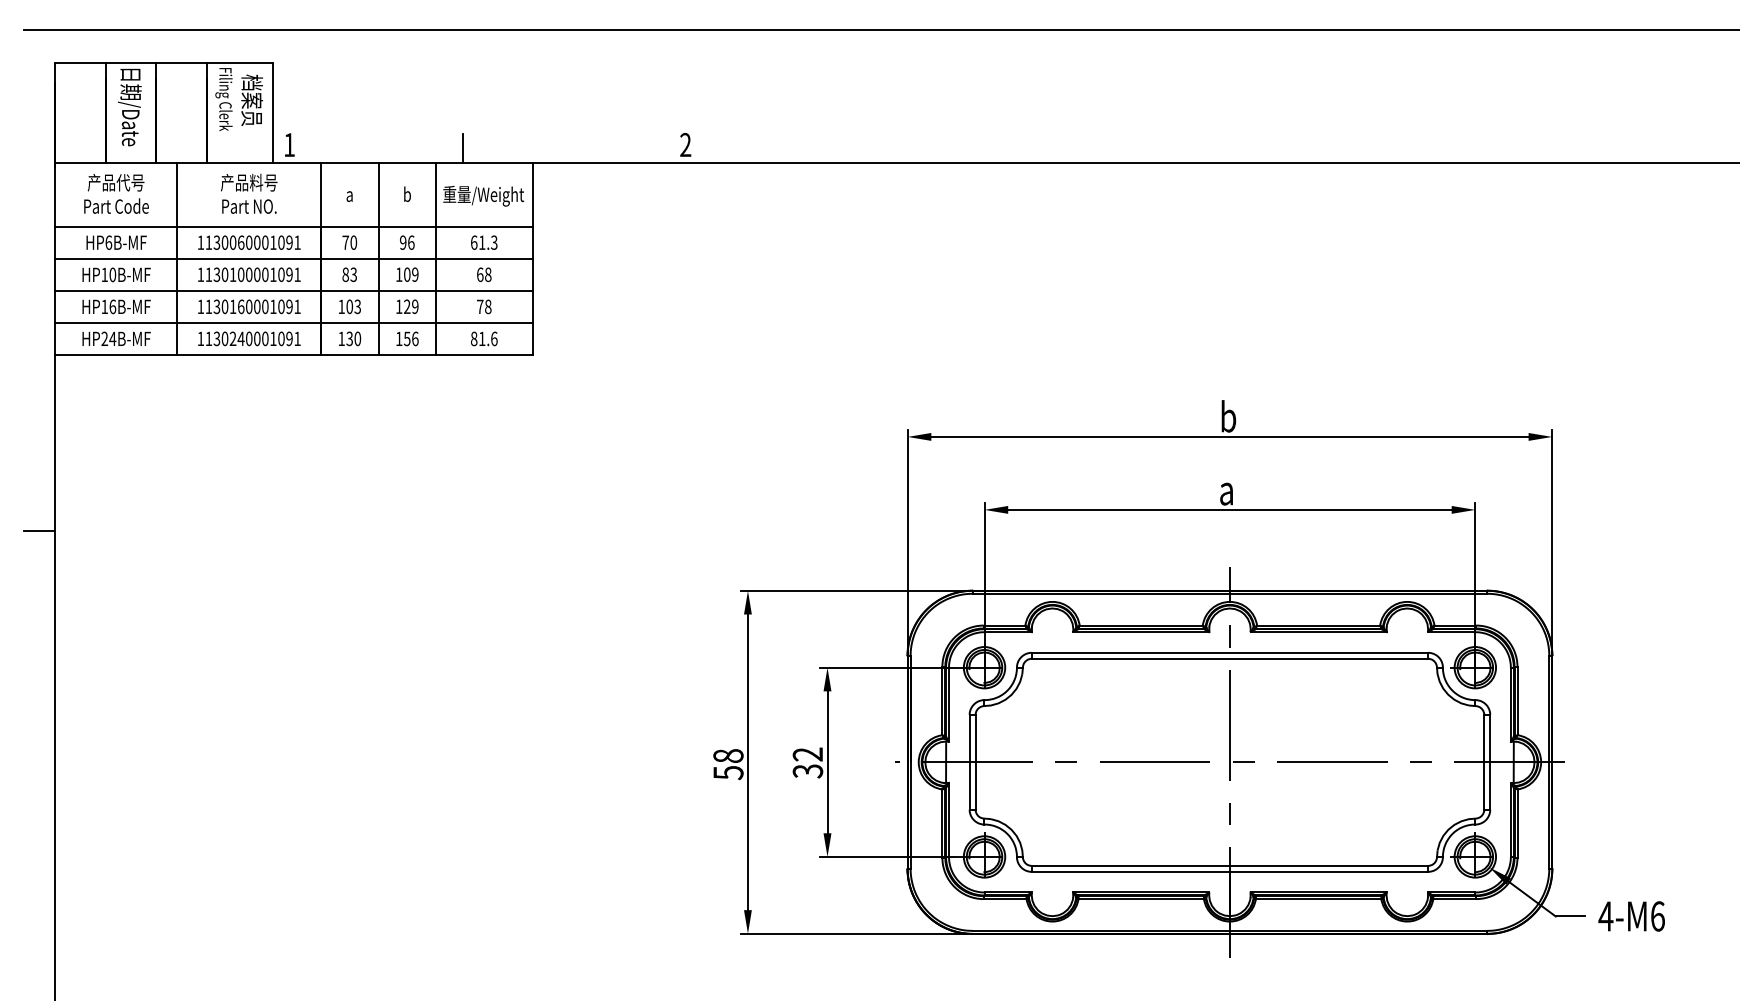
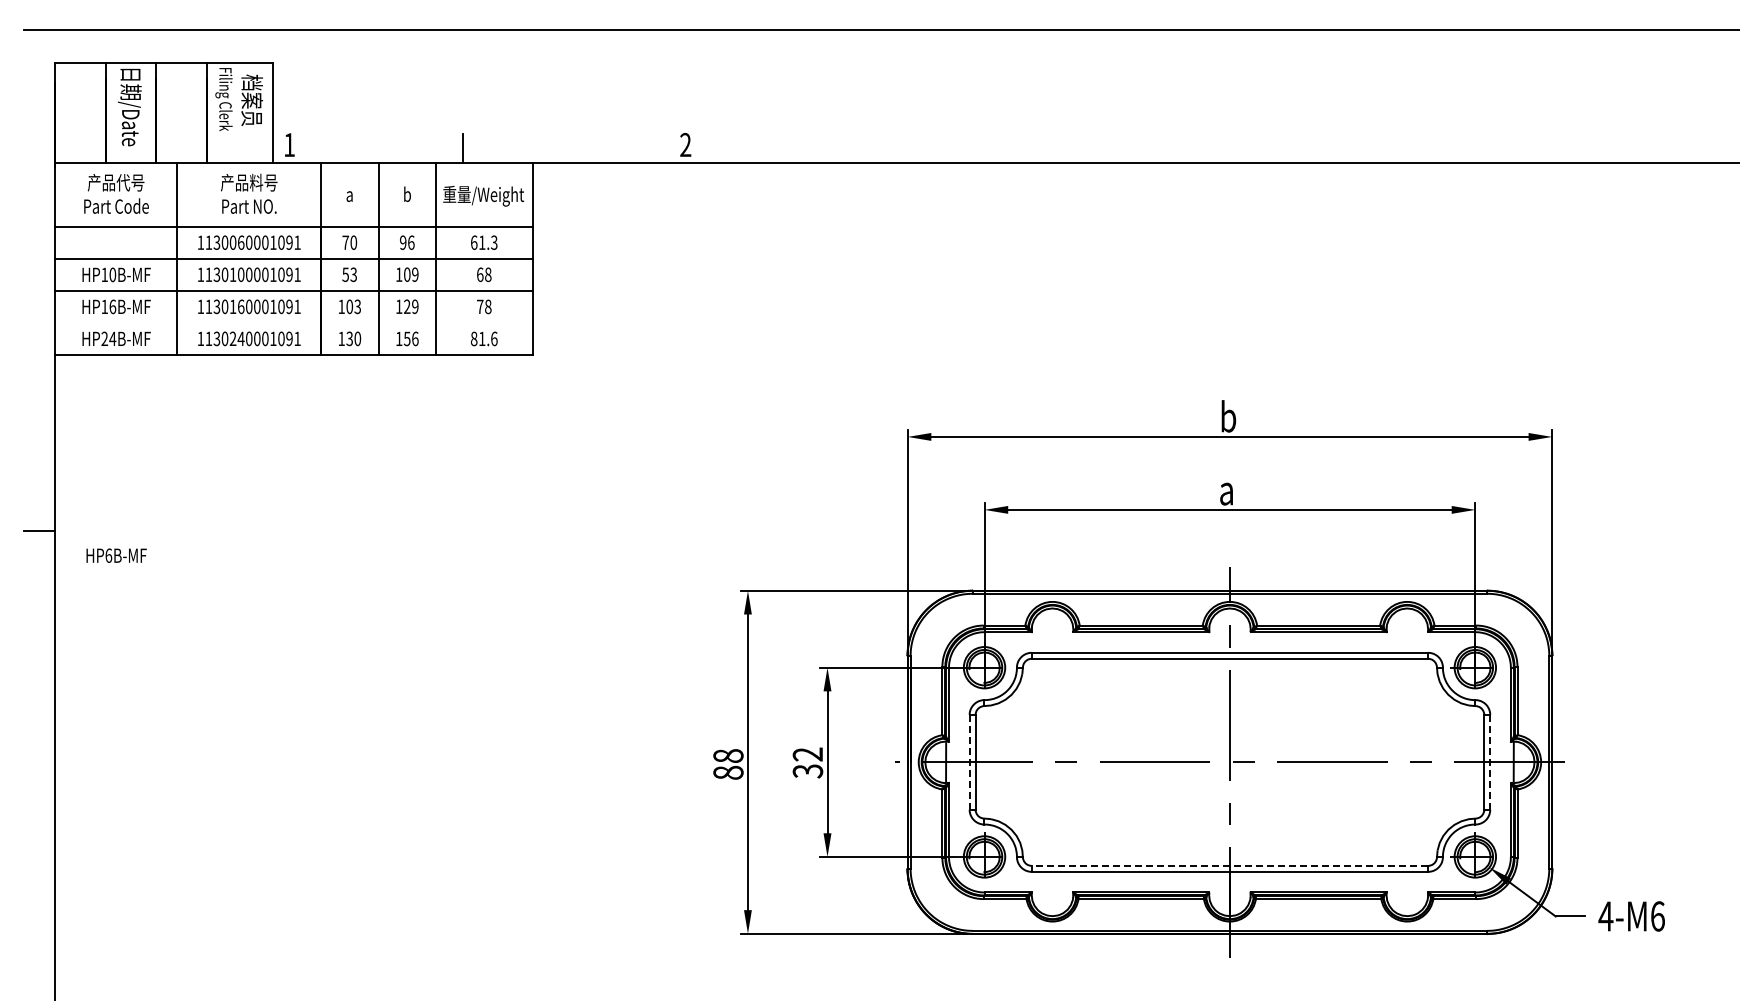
text position: (116, 242) -> (116, 555) (116, 555)
text: 83 -> 53 (345, 274)
line: present -> none (293, 322)
line: solid -> dashed (969, 761)
line: solid -> dashed (1490, 762)
text: 58 -> 88 (728, 772)
line: solid -> dashed (1229, 865)
